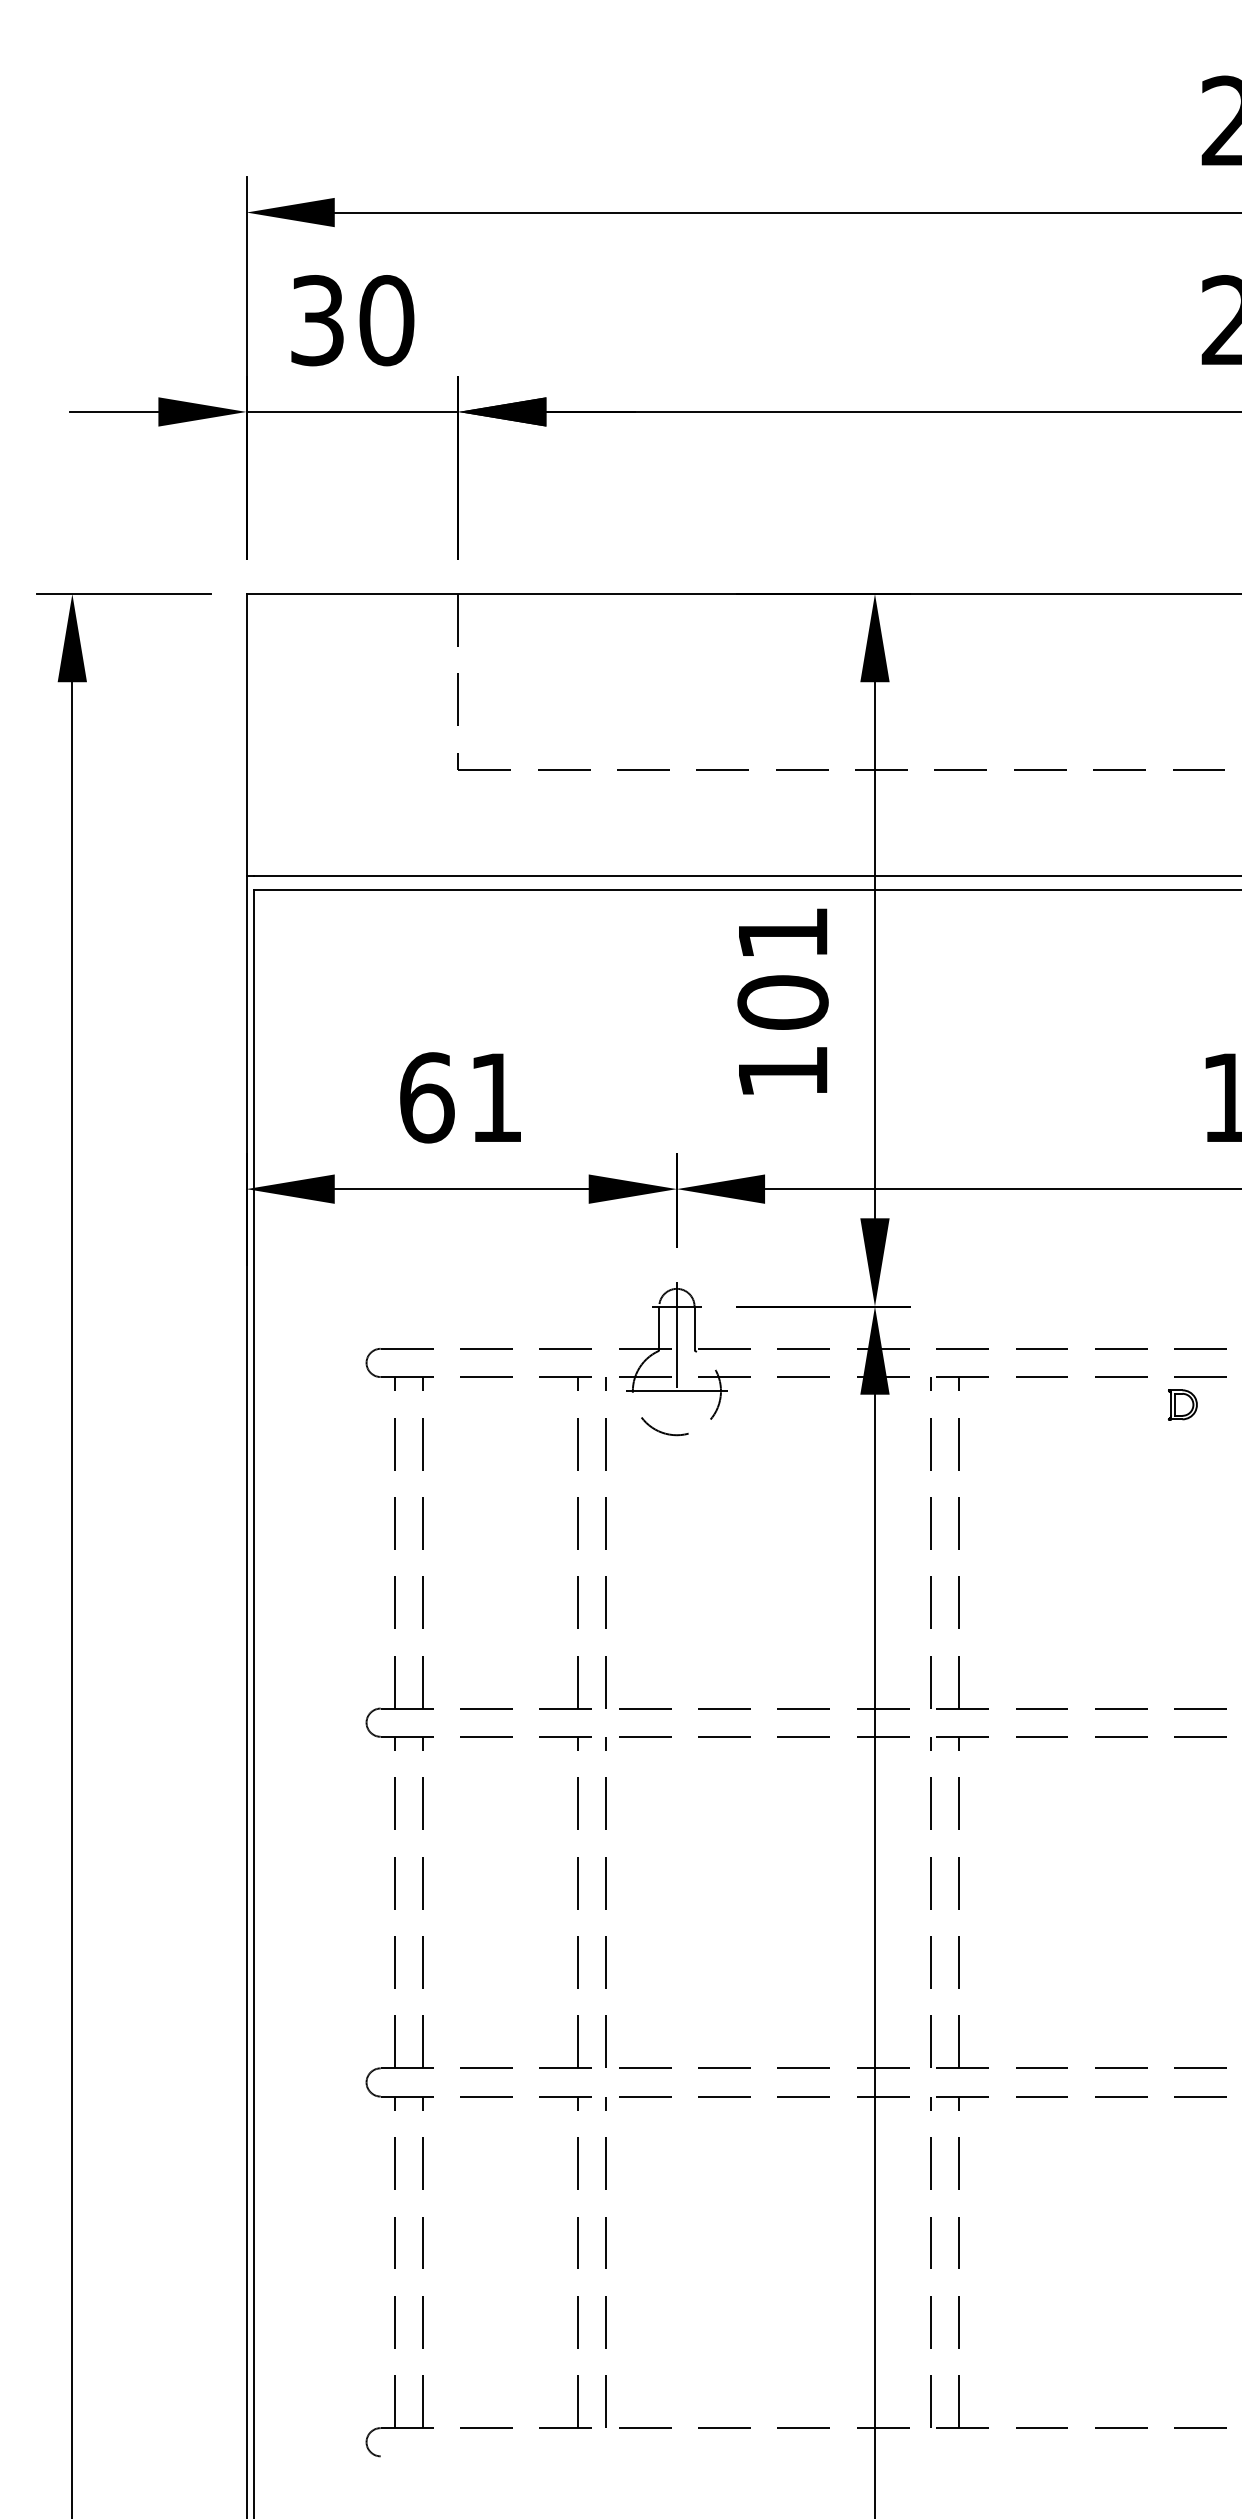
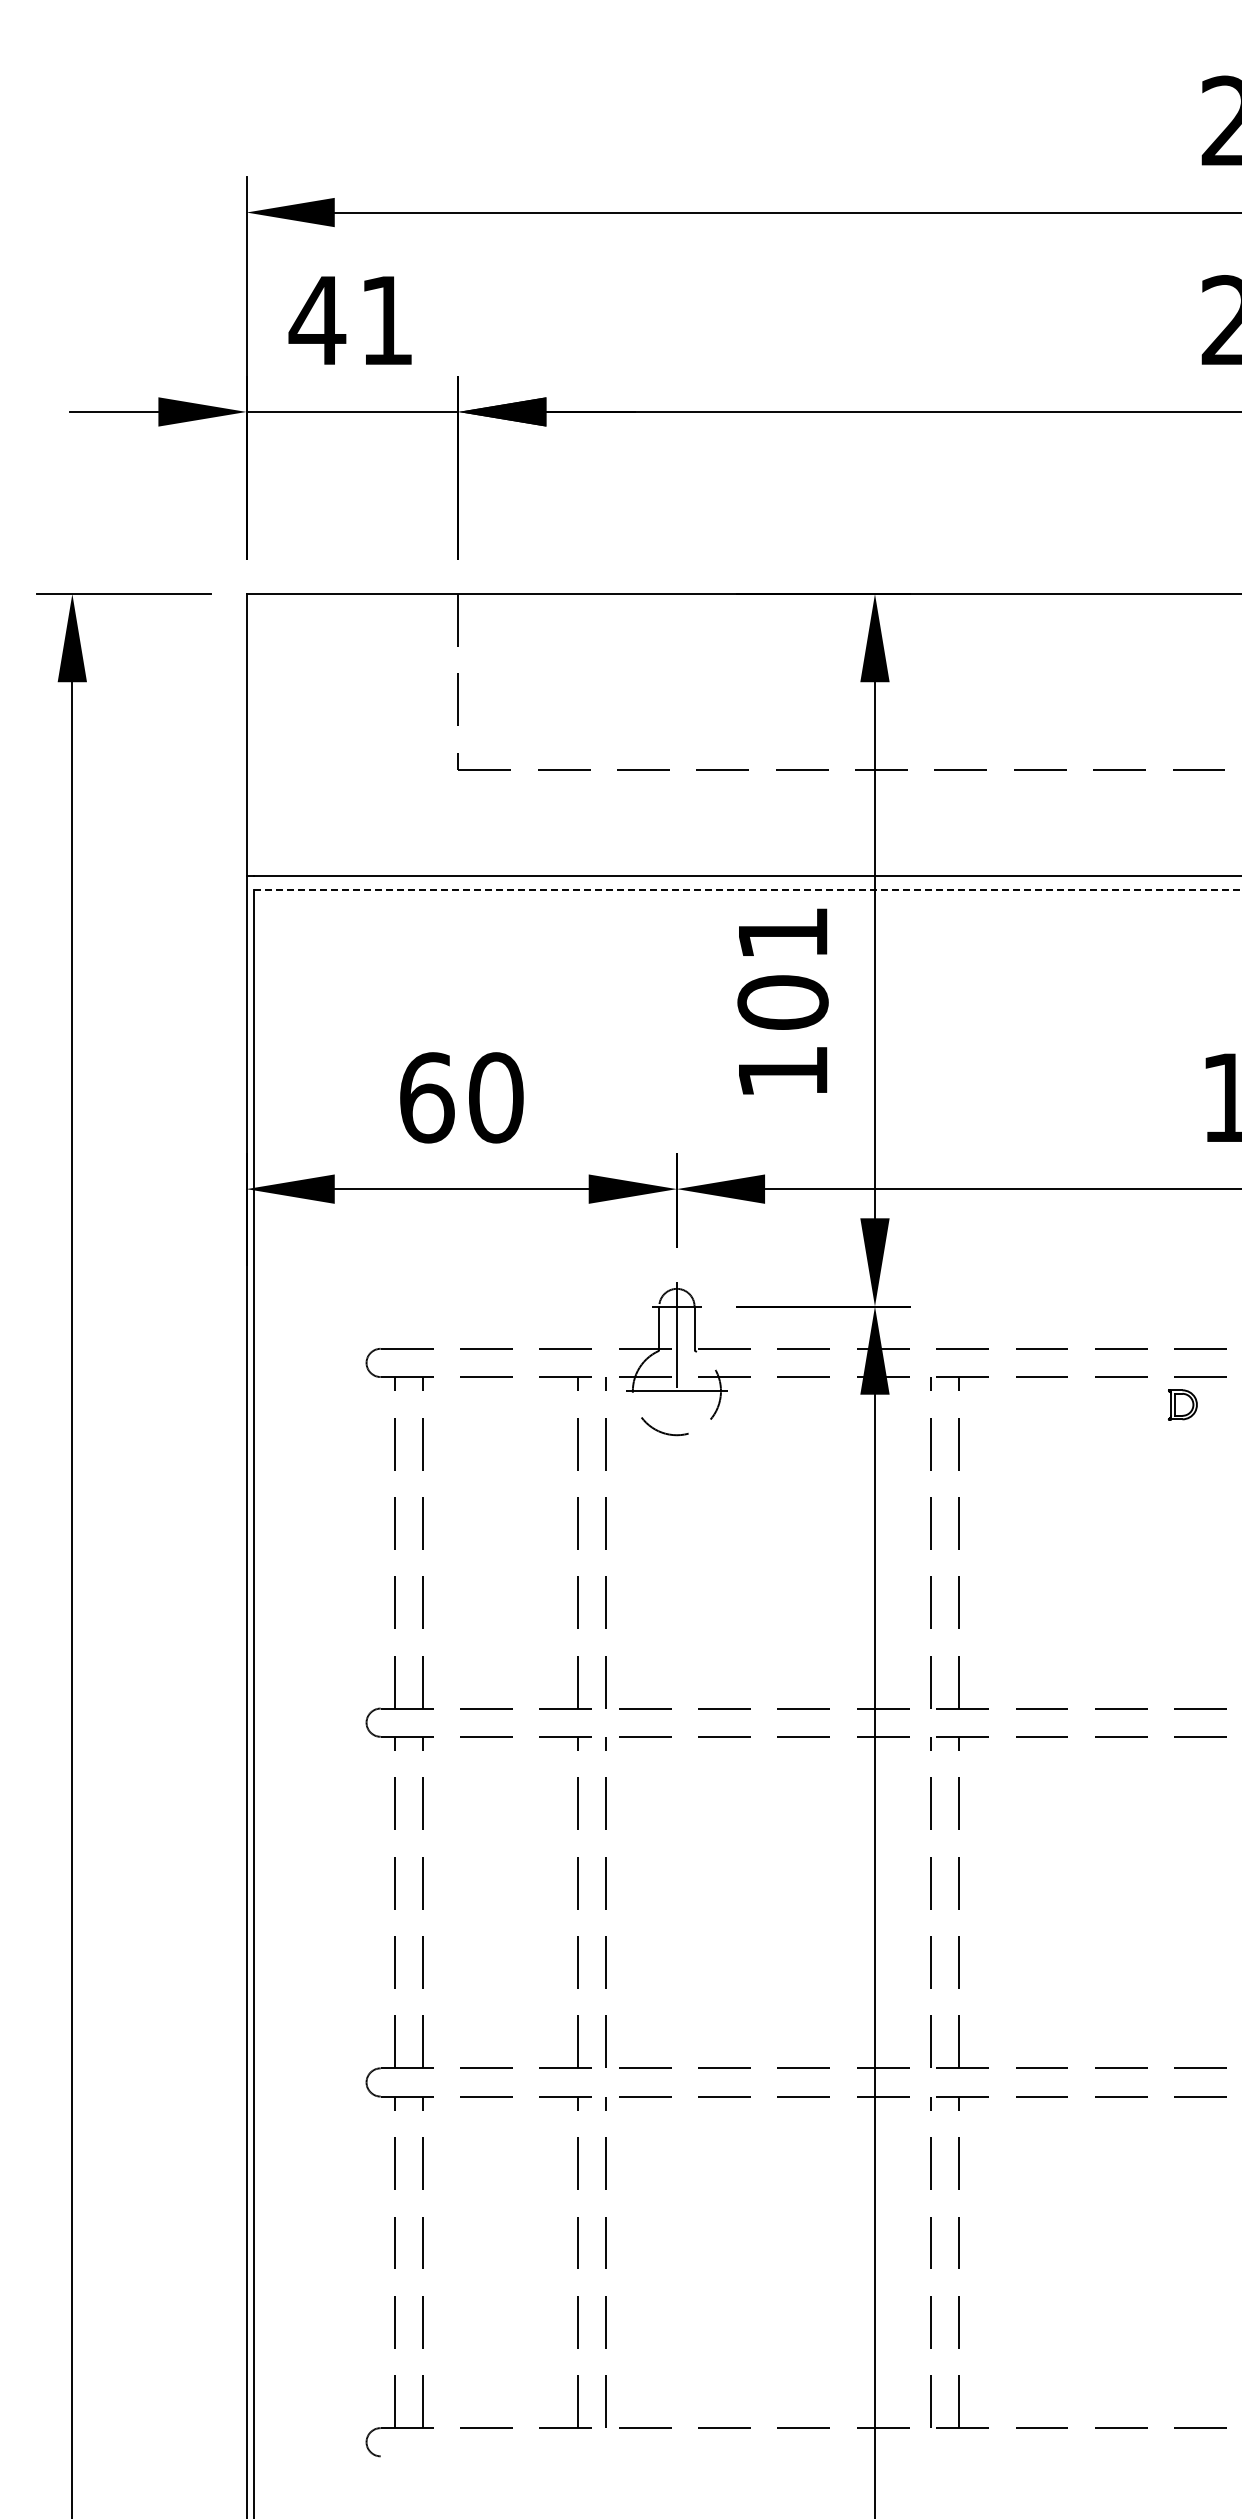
text: 30 -> 41 (351, 320)
line: solid -> dashed (747, 890)
text: 61 -> 60 (496, 1097)
